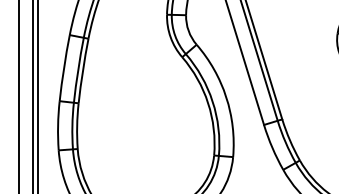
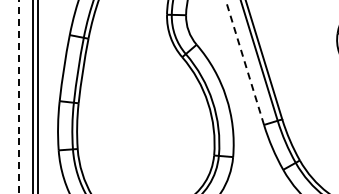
line: solid -> dashed (244, 62)
line: solid -> dashed (18, 97)
